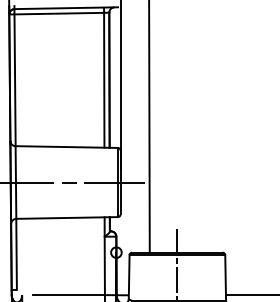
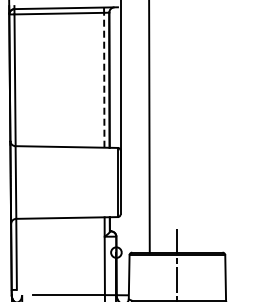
line: solid -> dashed (104, 79)
line: present -> none (73, 182)
line: present -> none (250, 295)
